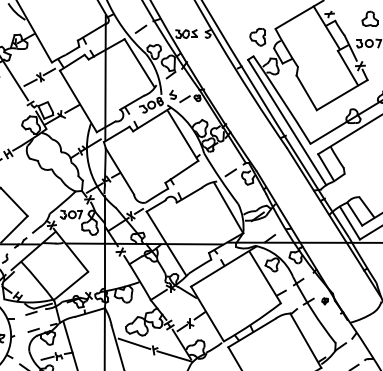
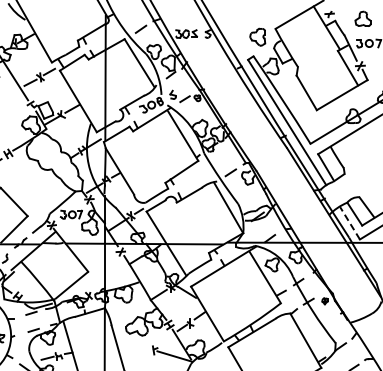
part position: (369, 18) -> (362, 18) (362, 18)
line: solid -> dashed (350, 223)
line: present -> none (134, 343)
